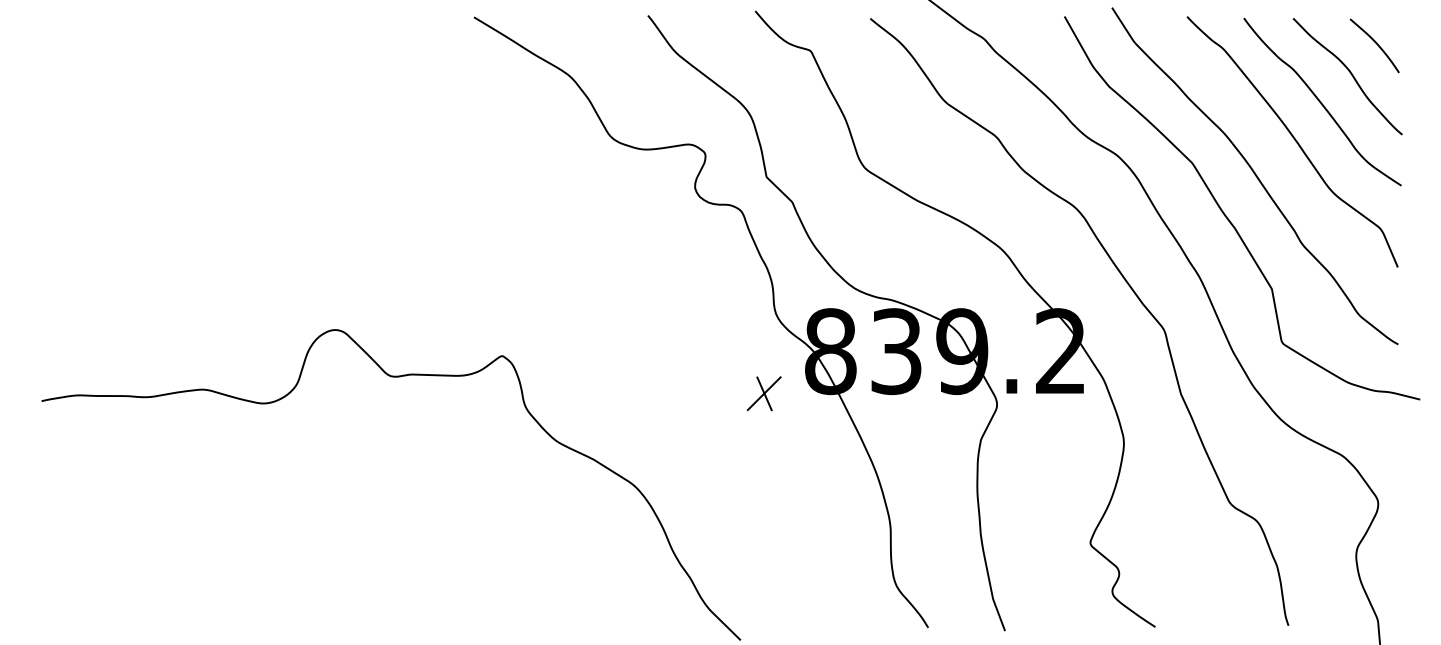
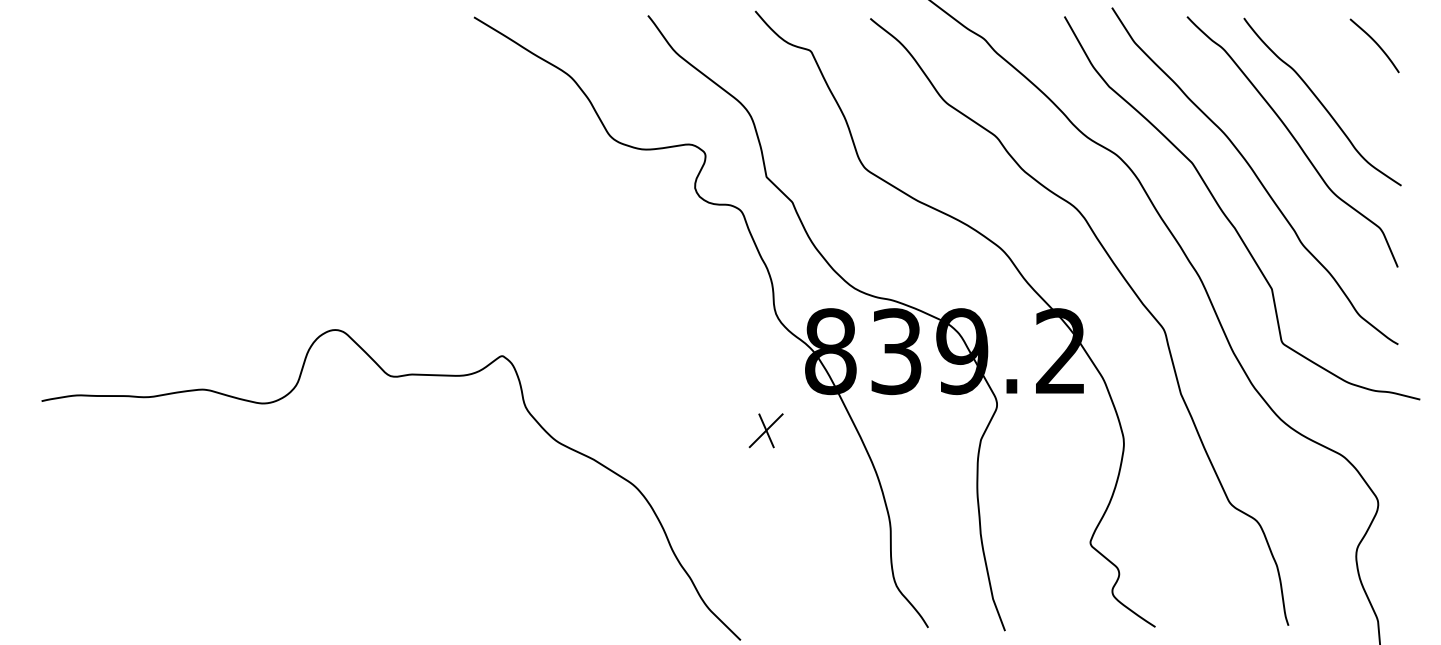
curve: present -> none (1350, 74)
part position: (763, 393) -> (765, 430) (765, 430)
